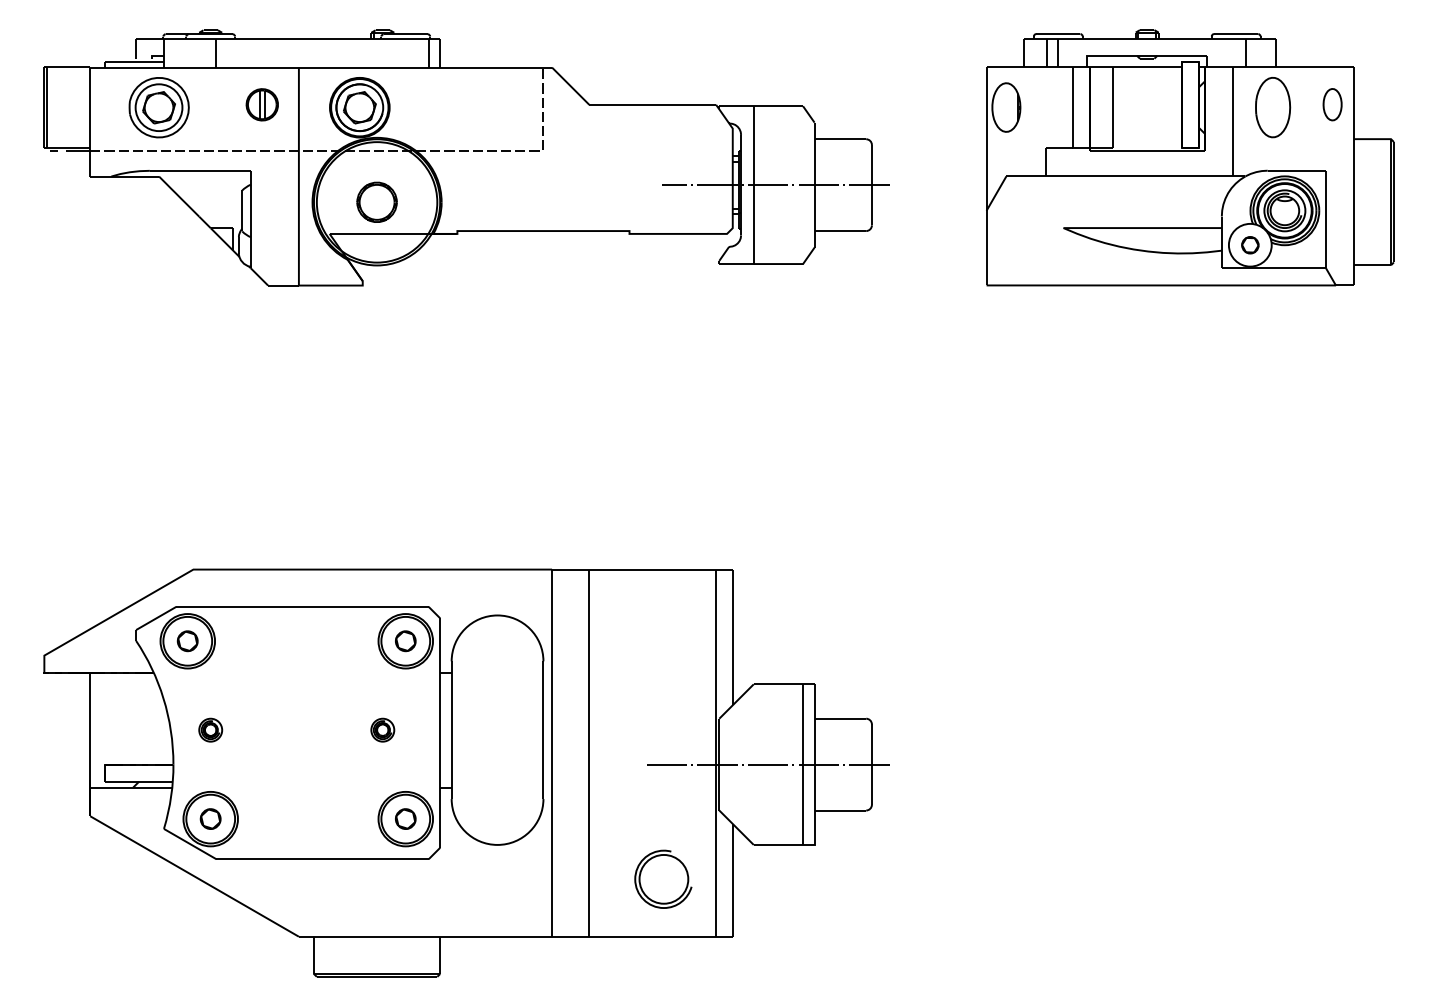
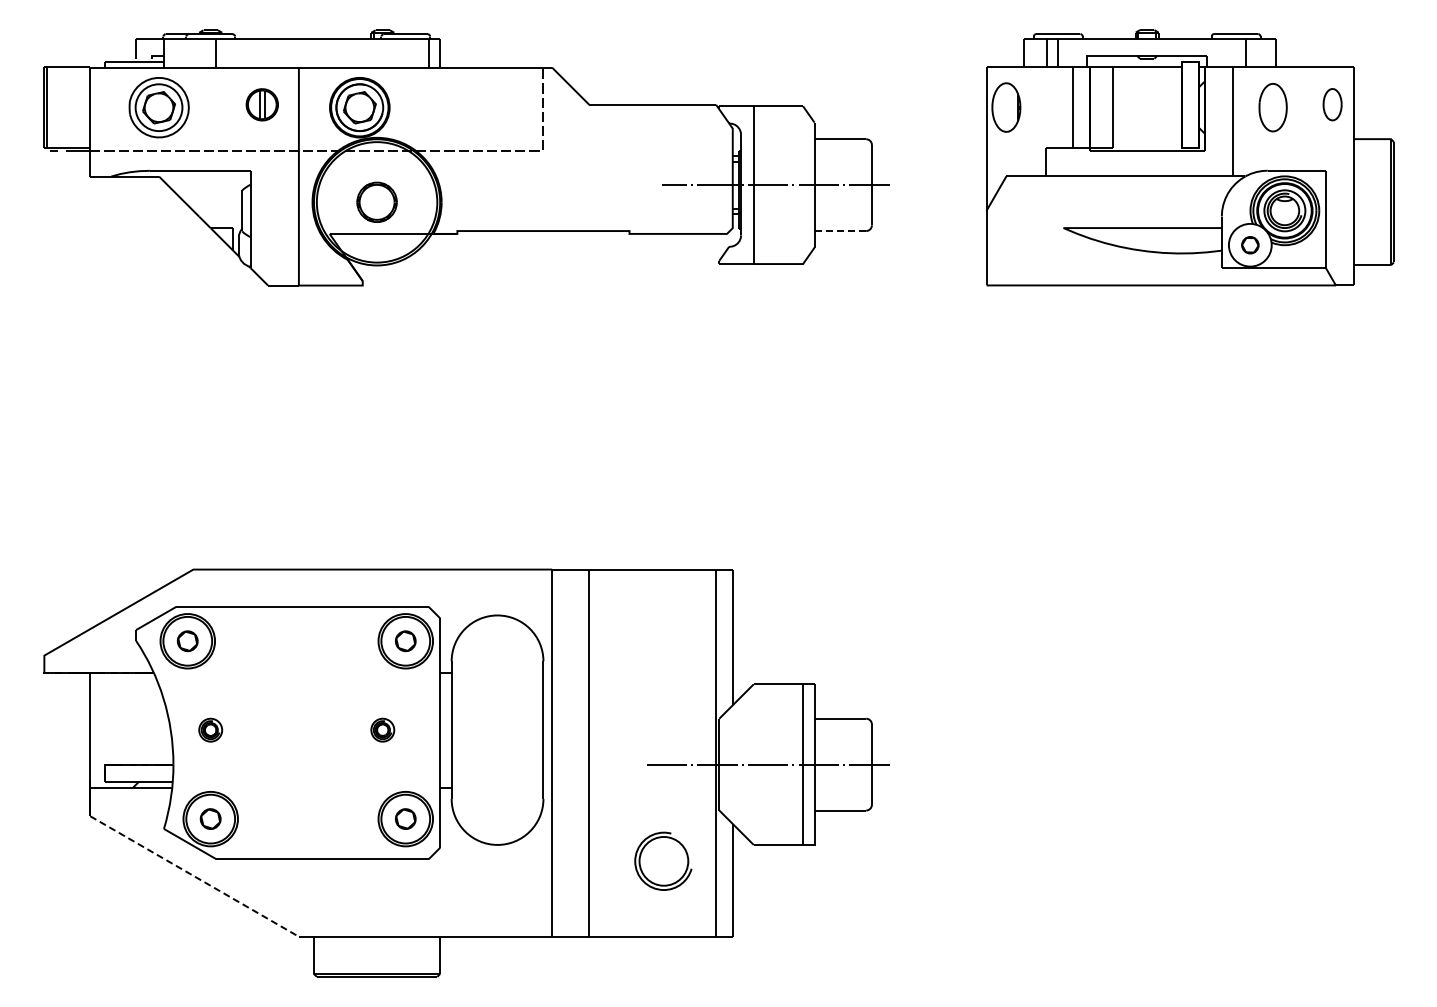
part size: 37x62 px -> 30x50 px (1272, 107)
line: solid -> dashed (840, 231)
line: solid -> dashed (195, 876)
part position: (663, 878) -> (663, 860) (663, 860)
